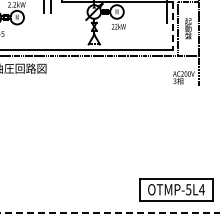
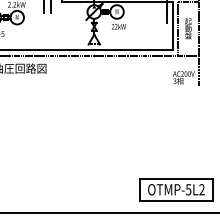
line: dashed -> solid (172, 26)
text: OTMP-5L4 -> OTMP-5L2 (201, 189)
line: dashed -> solid (110, 213)
